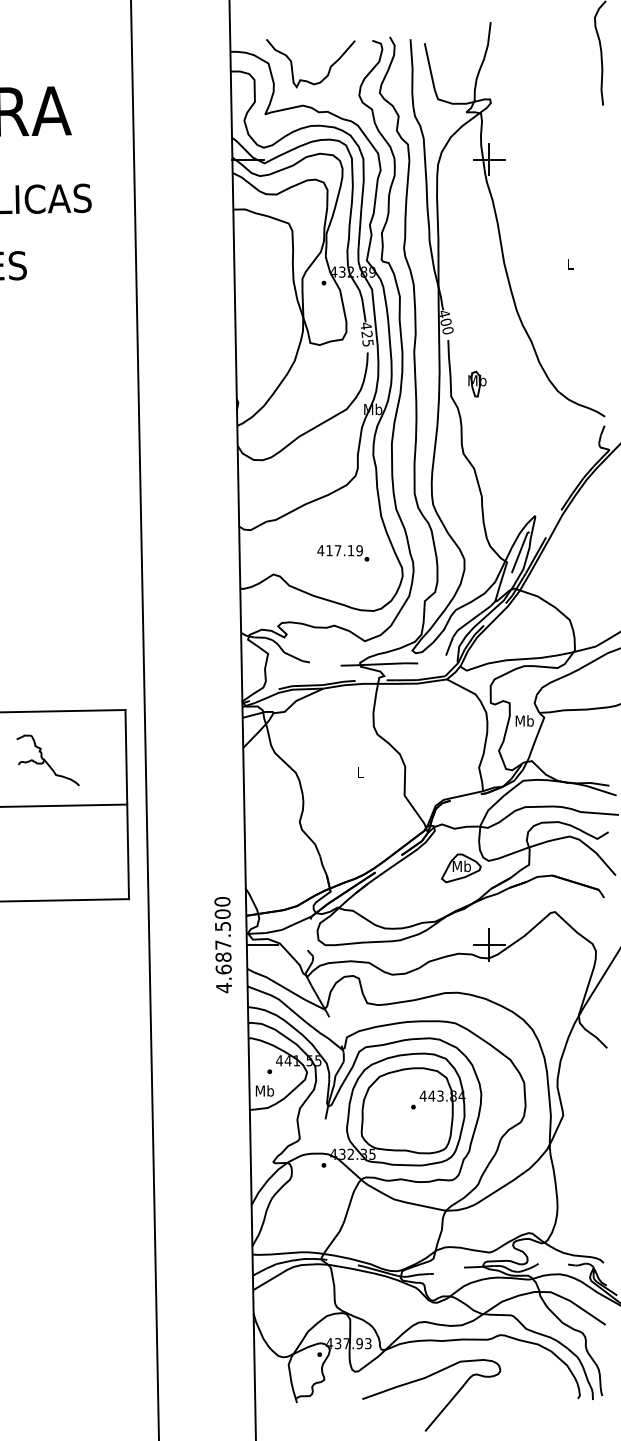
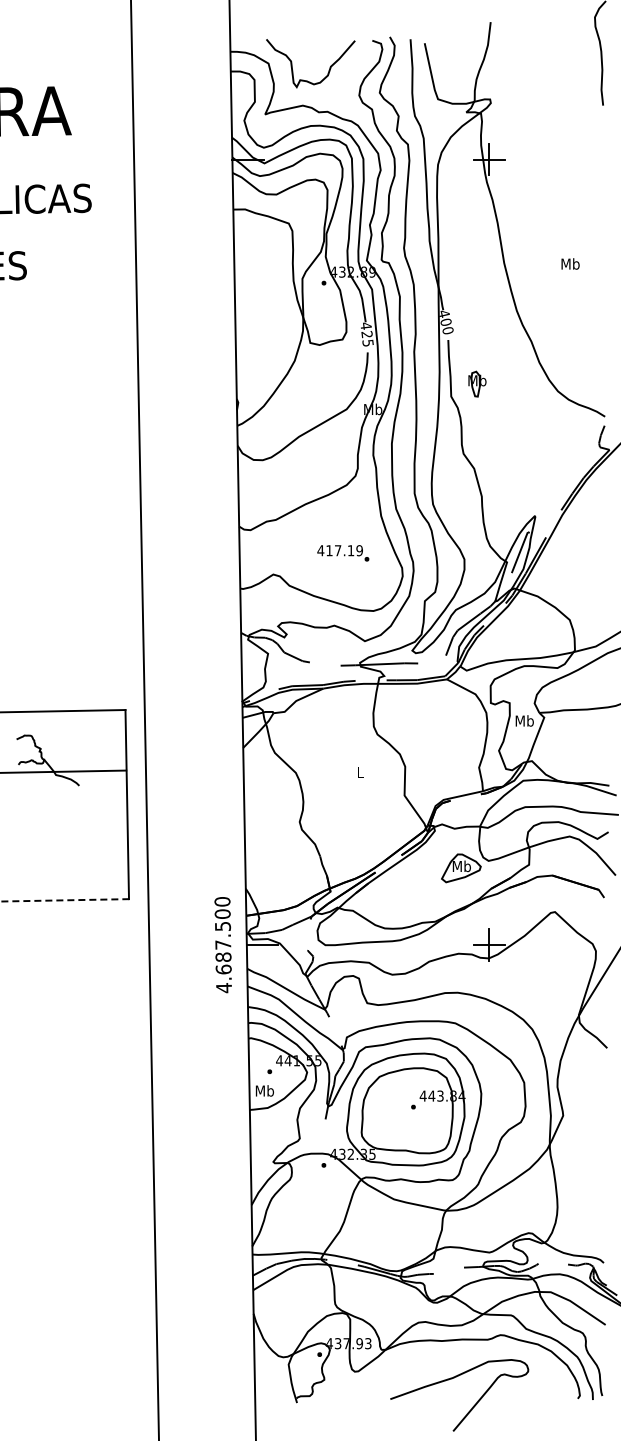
text: L -> Mb (570, 263)
line position: (64, 805) -> (64, 771) (64, 771)
line: solid -> dashed (65, 900)
curve position: (444, 1406) -> (472, 1406) (472, 1406)
